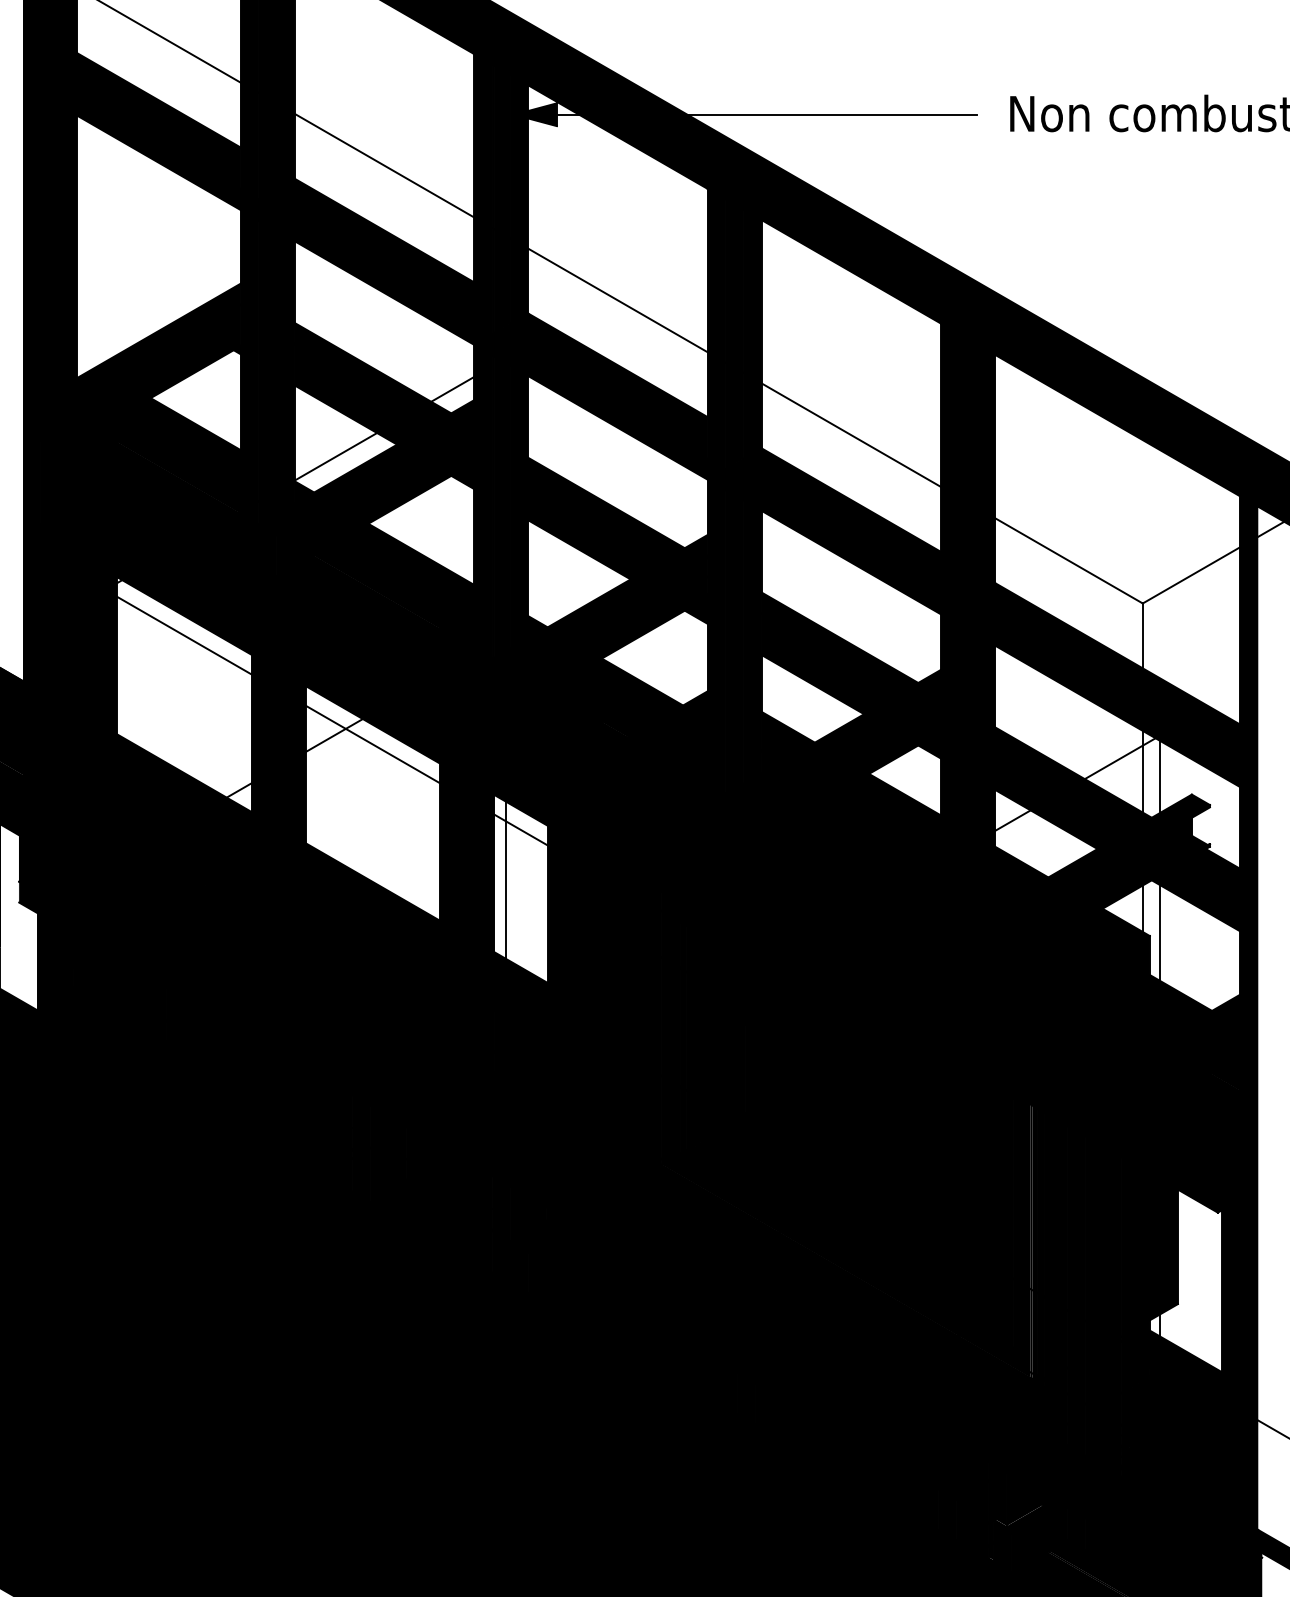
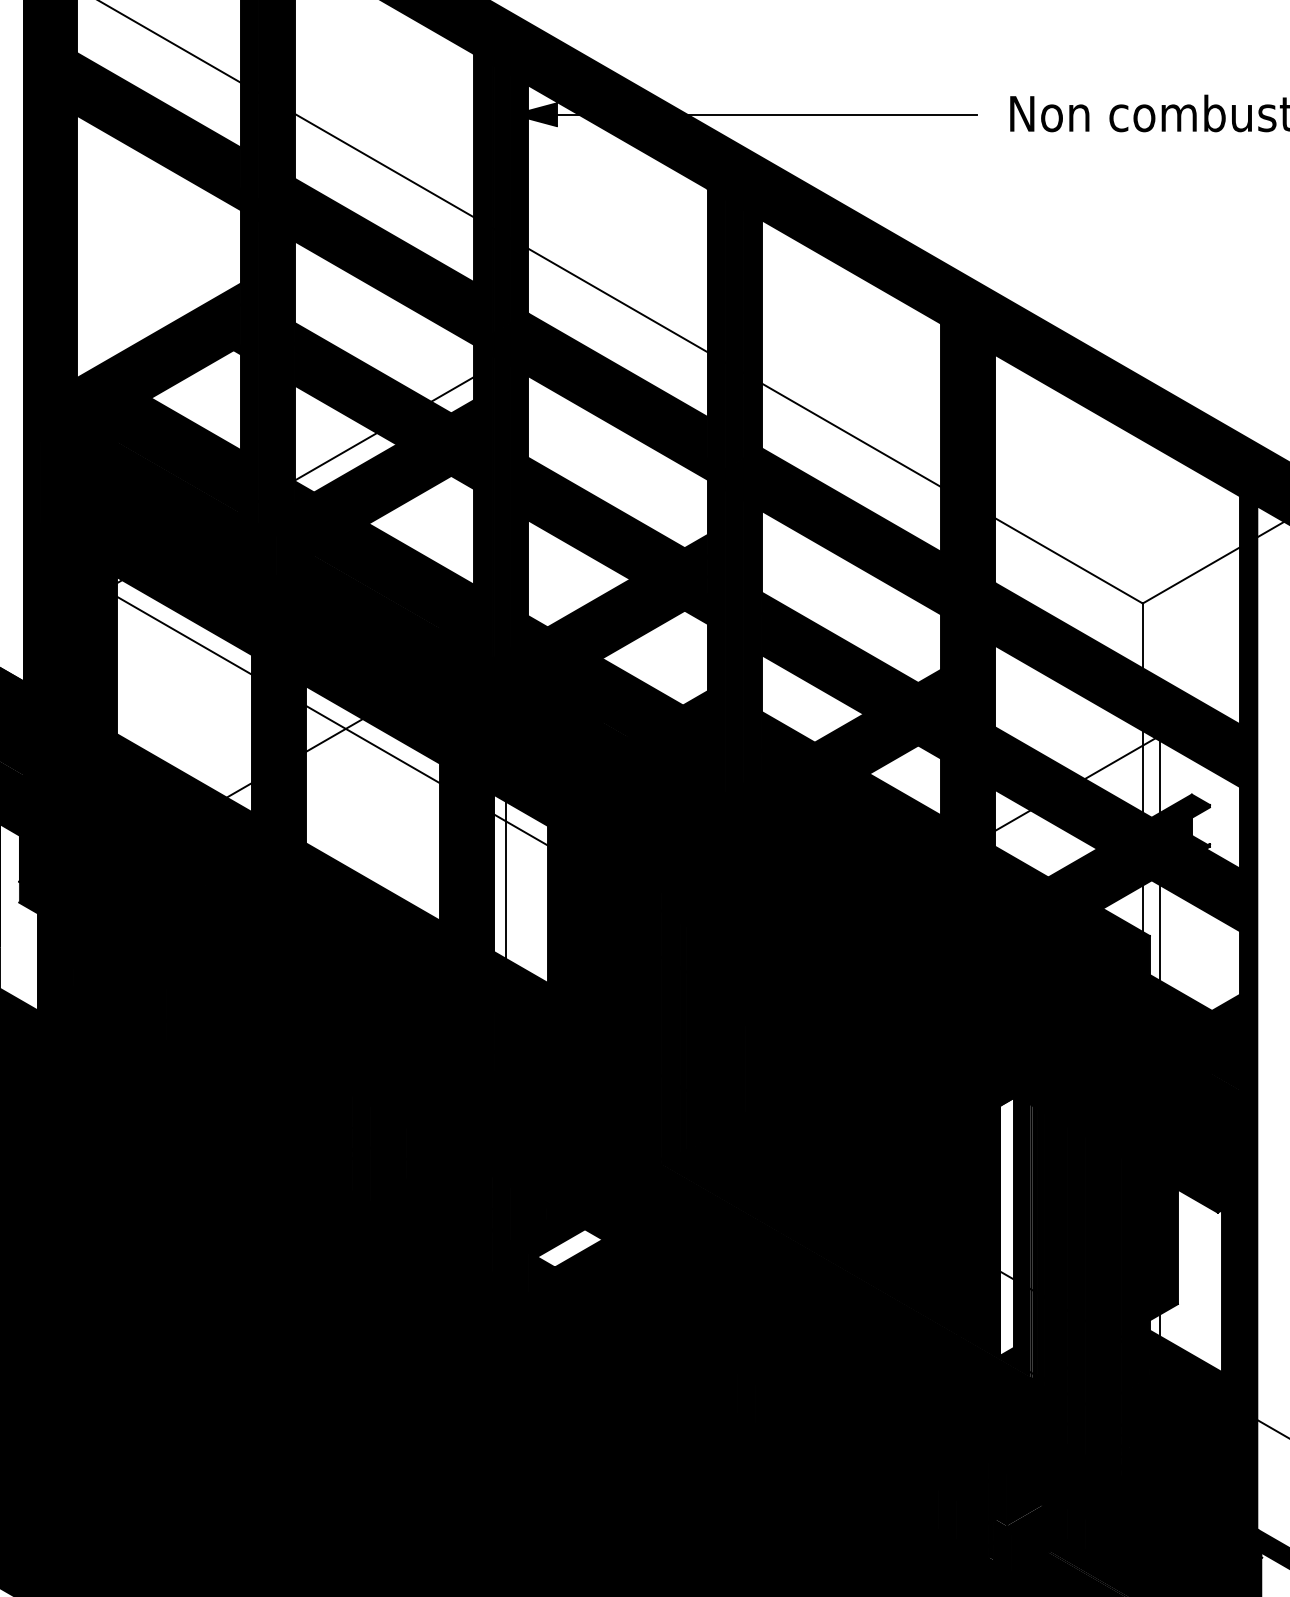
fill: present -> none (1006, 1226)
fill: present -> none (569, 1248)
